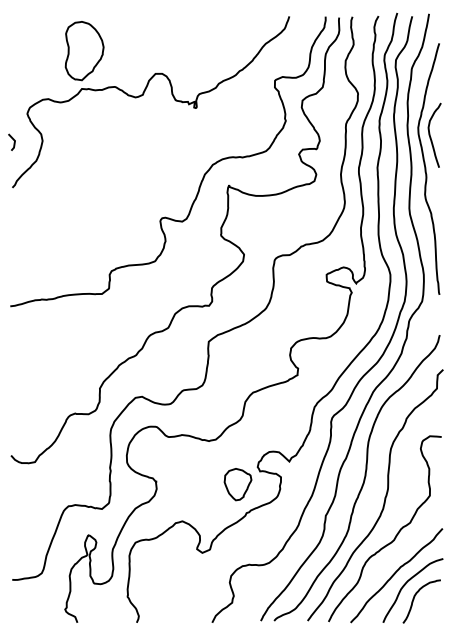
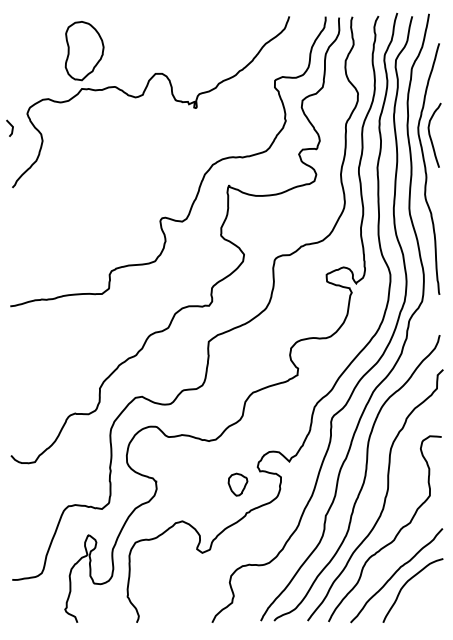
line position: (12, 139) -> (10, 125) (10, 125)
part size: 30x34 px -> 22x25 px (237, 484)
curve: present -> none (414, 599)
